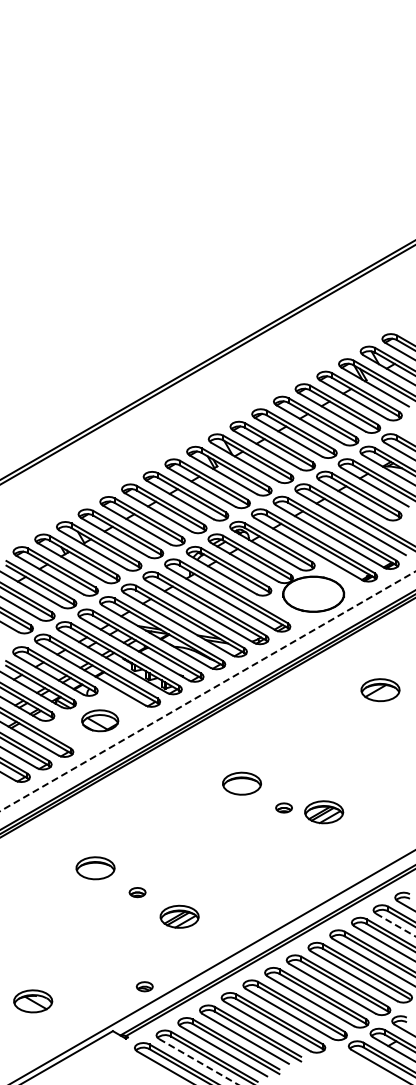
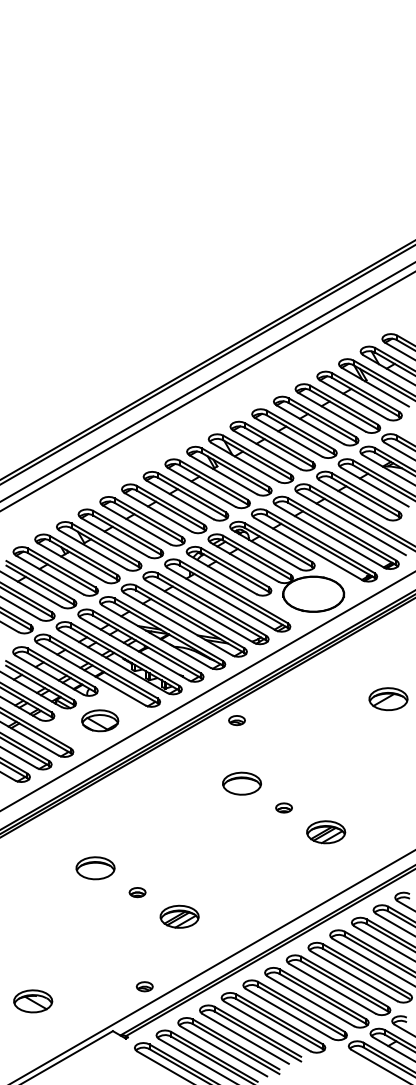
line: none -> present (207, 381)
line: none -> present (207, 391)
part position: (380, 690) -> (388, 699) (388, 699)
line: dashed -> solid (207, 691)
part: none -> present (236, 720)
part position: (324, 812) -> (326, 832) (326, 832)
line: dashed -> solid (395, 925)
line: dashed -> solid (198, 1061)
